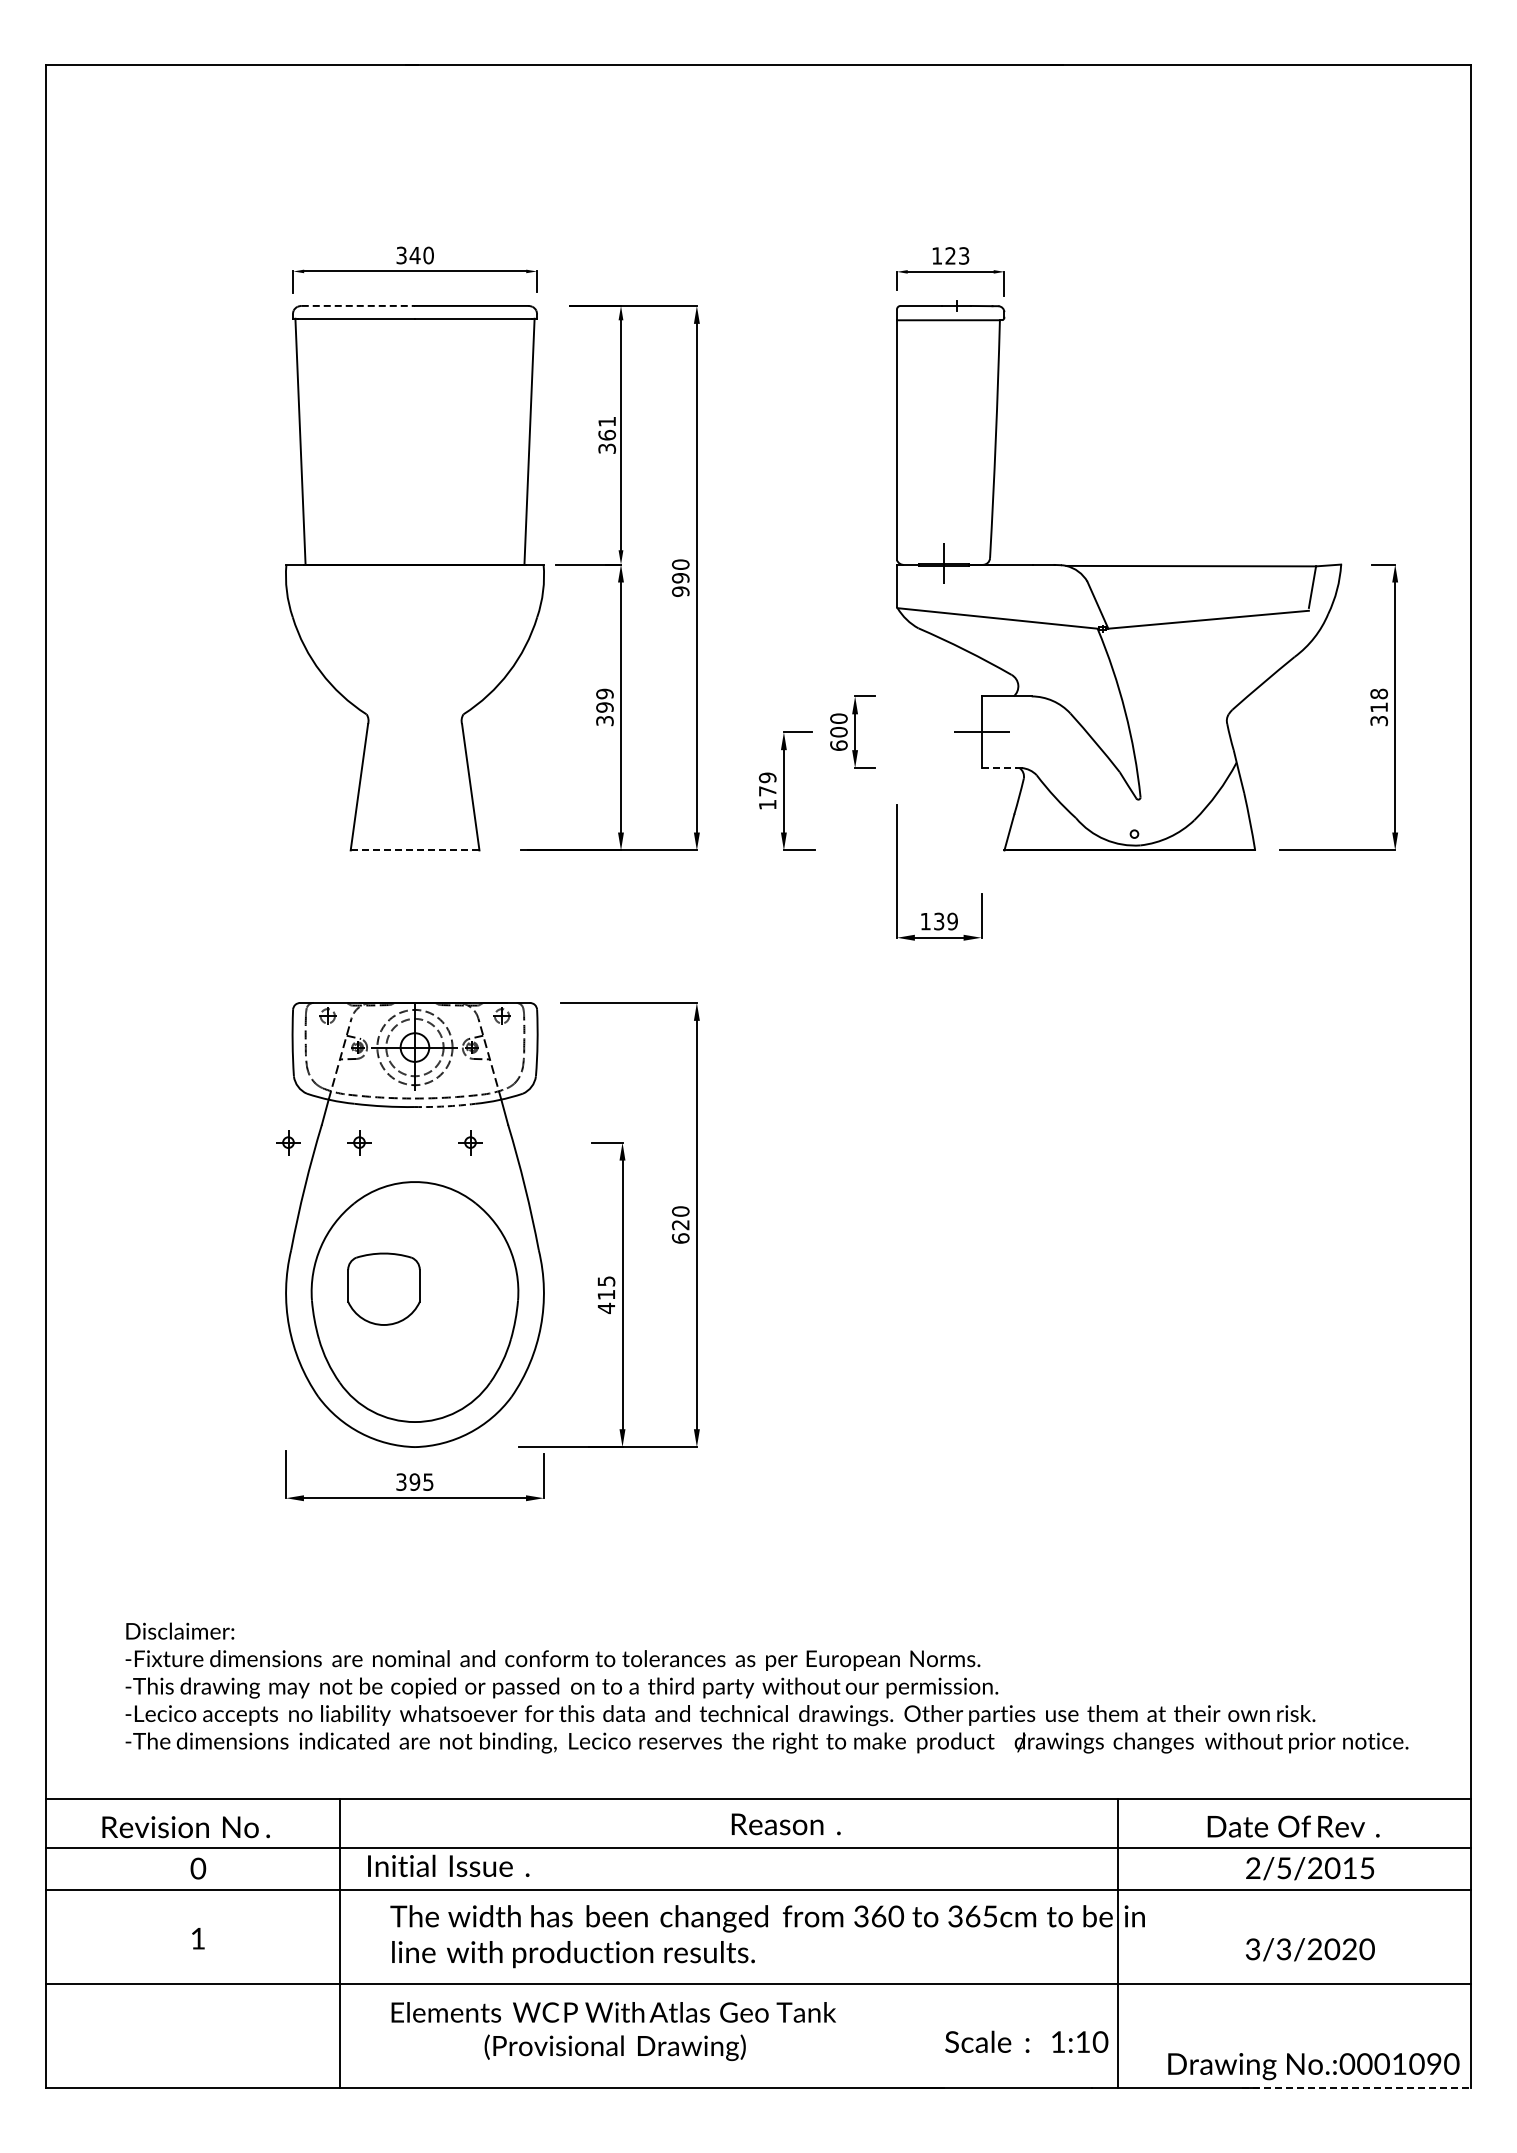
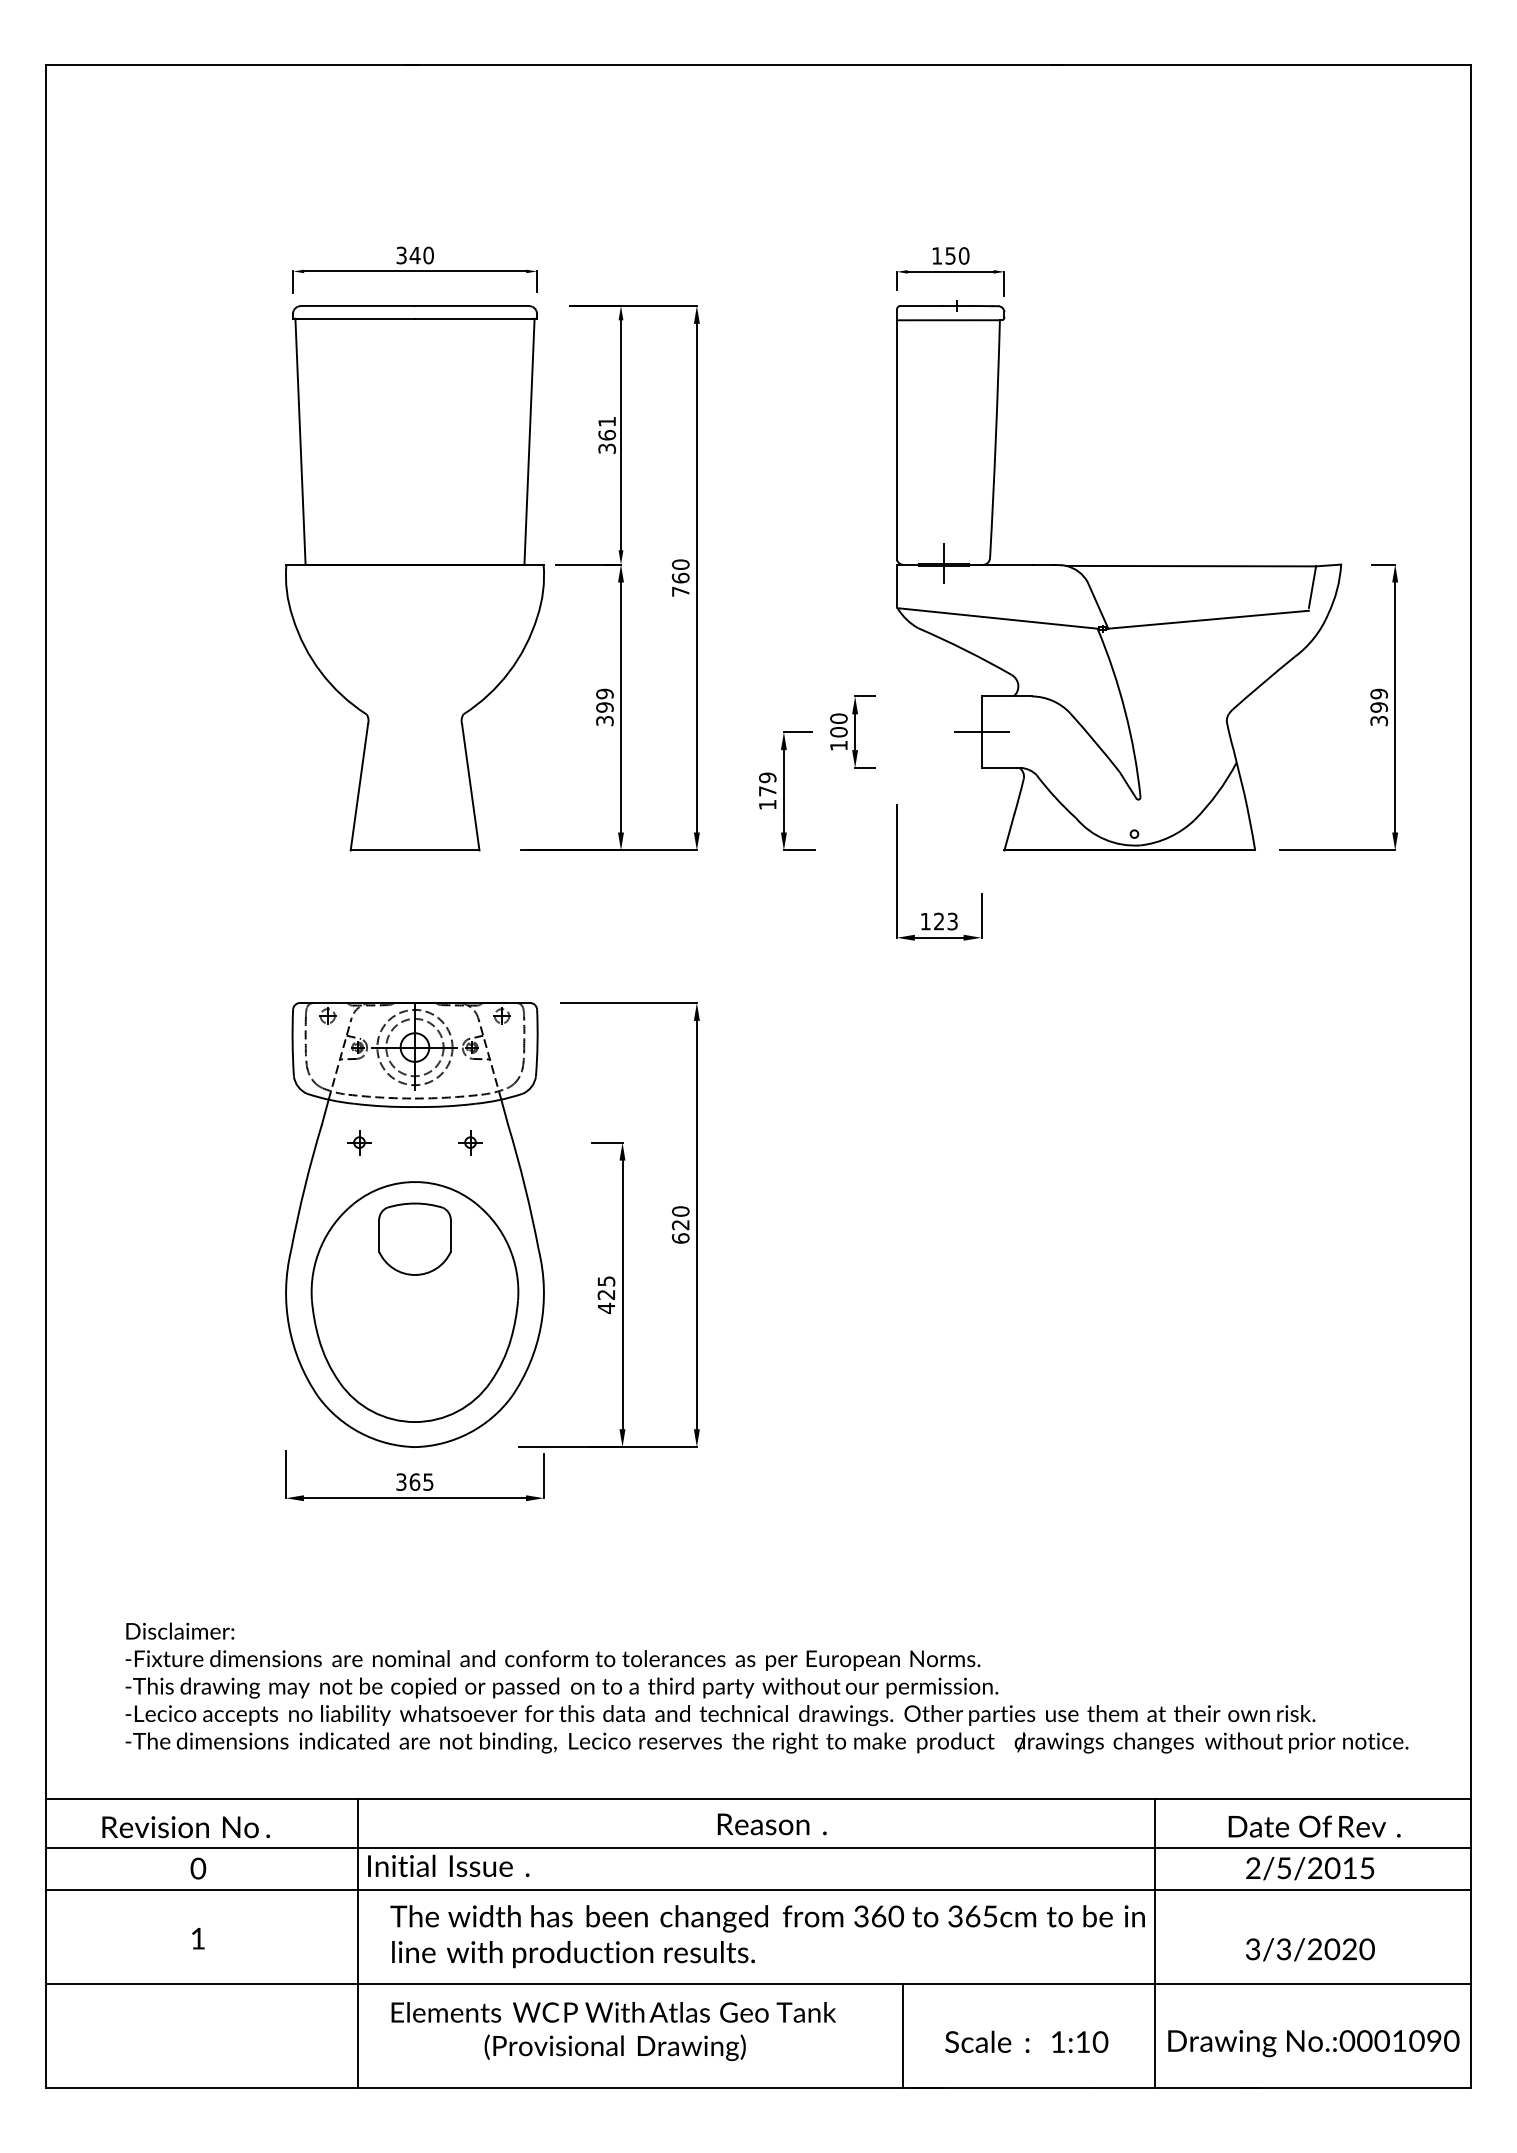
text: 123 -> 150 (957, 255)
line: dashed -> solid (358, 305)
text: 990 -> 760 (680, 584)
text: 318 -> 399 (1379, 700)
text: 600 -> 100 (838, 745)
line: dashed -> solid (999, 768)
line: dashed -> solid (414, 850)
text: 139 -> 123 (945, 921)
arc: dashed -> solid (445, 1106)
part: present -> none (288, 1142)
part position: (383, 1288) -> (414, 1238) (414, 1238)
text: 415 -> 425 (605, 1294)
text: 395 -> 365 (414, 1481)
text position: (785, 1824) -> (771, 1824) (771, 1824)
text position: (1293, 1826) -> (1314, 1826) (1314, 1826)
line position: (340, 1943) -> (358, 1943) (358, 1943)
line position: (1118, 1943) -> (1155, 1943) (1155, 1943)
line: none -> present (902, 2036)
text position: (1313, 2066) -> (1313, 2043) (1313, 2043)
line: dashed -> solid (1356, 2088)
